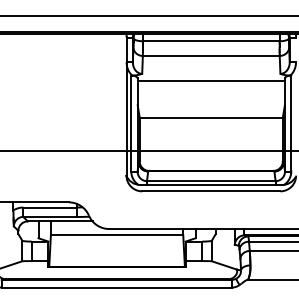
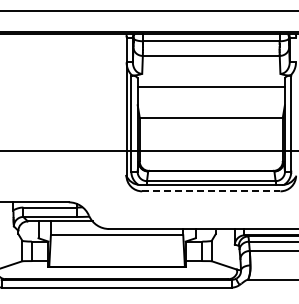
line position: (148, 16) -> (148, 11) (148, 11)
line position: (210, 81) -> (210, 87) (210, 87)
line: solid -> dashed (211, 191)
